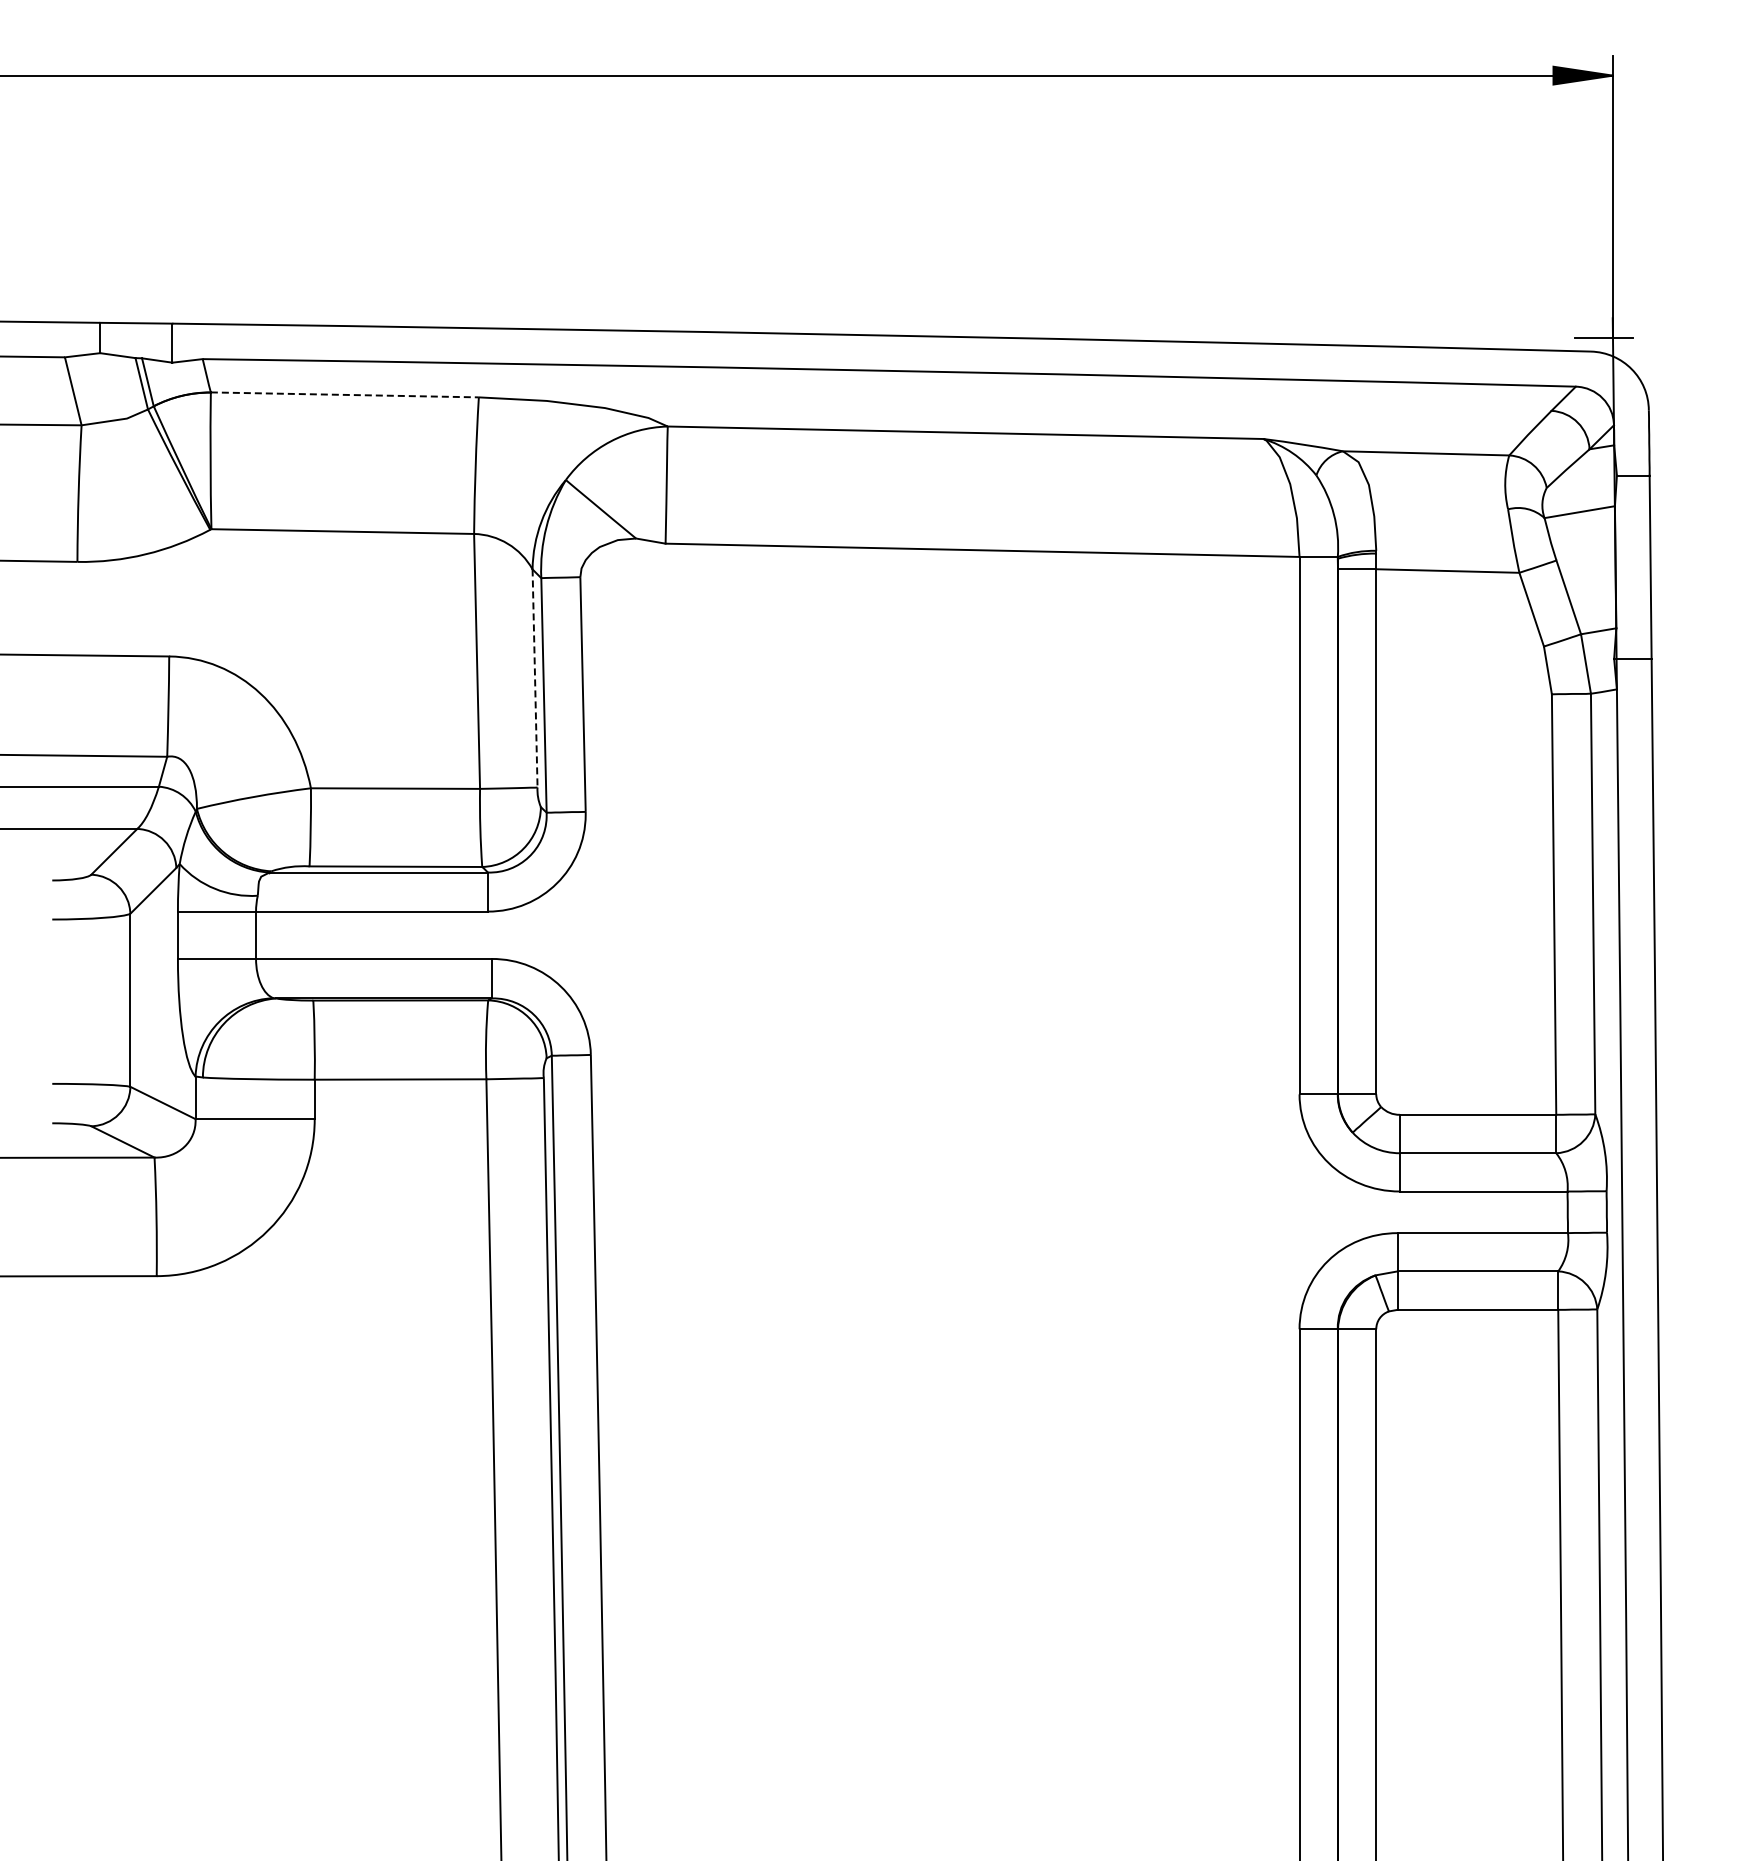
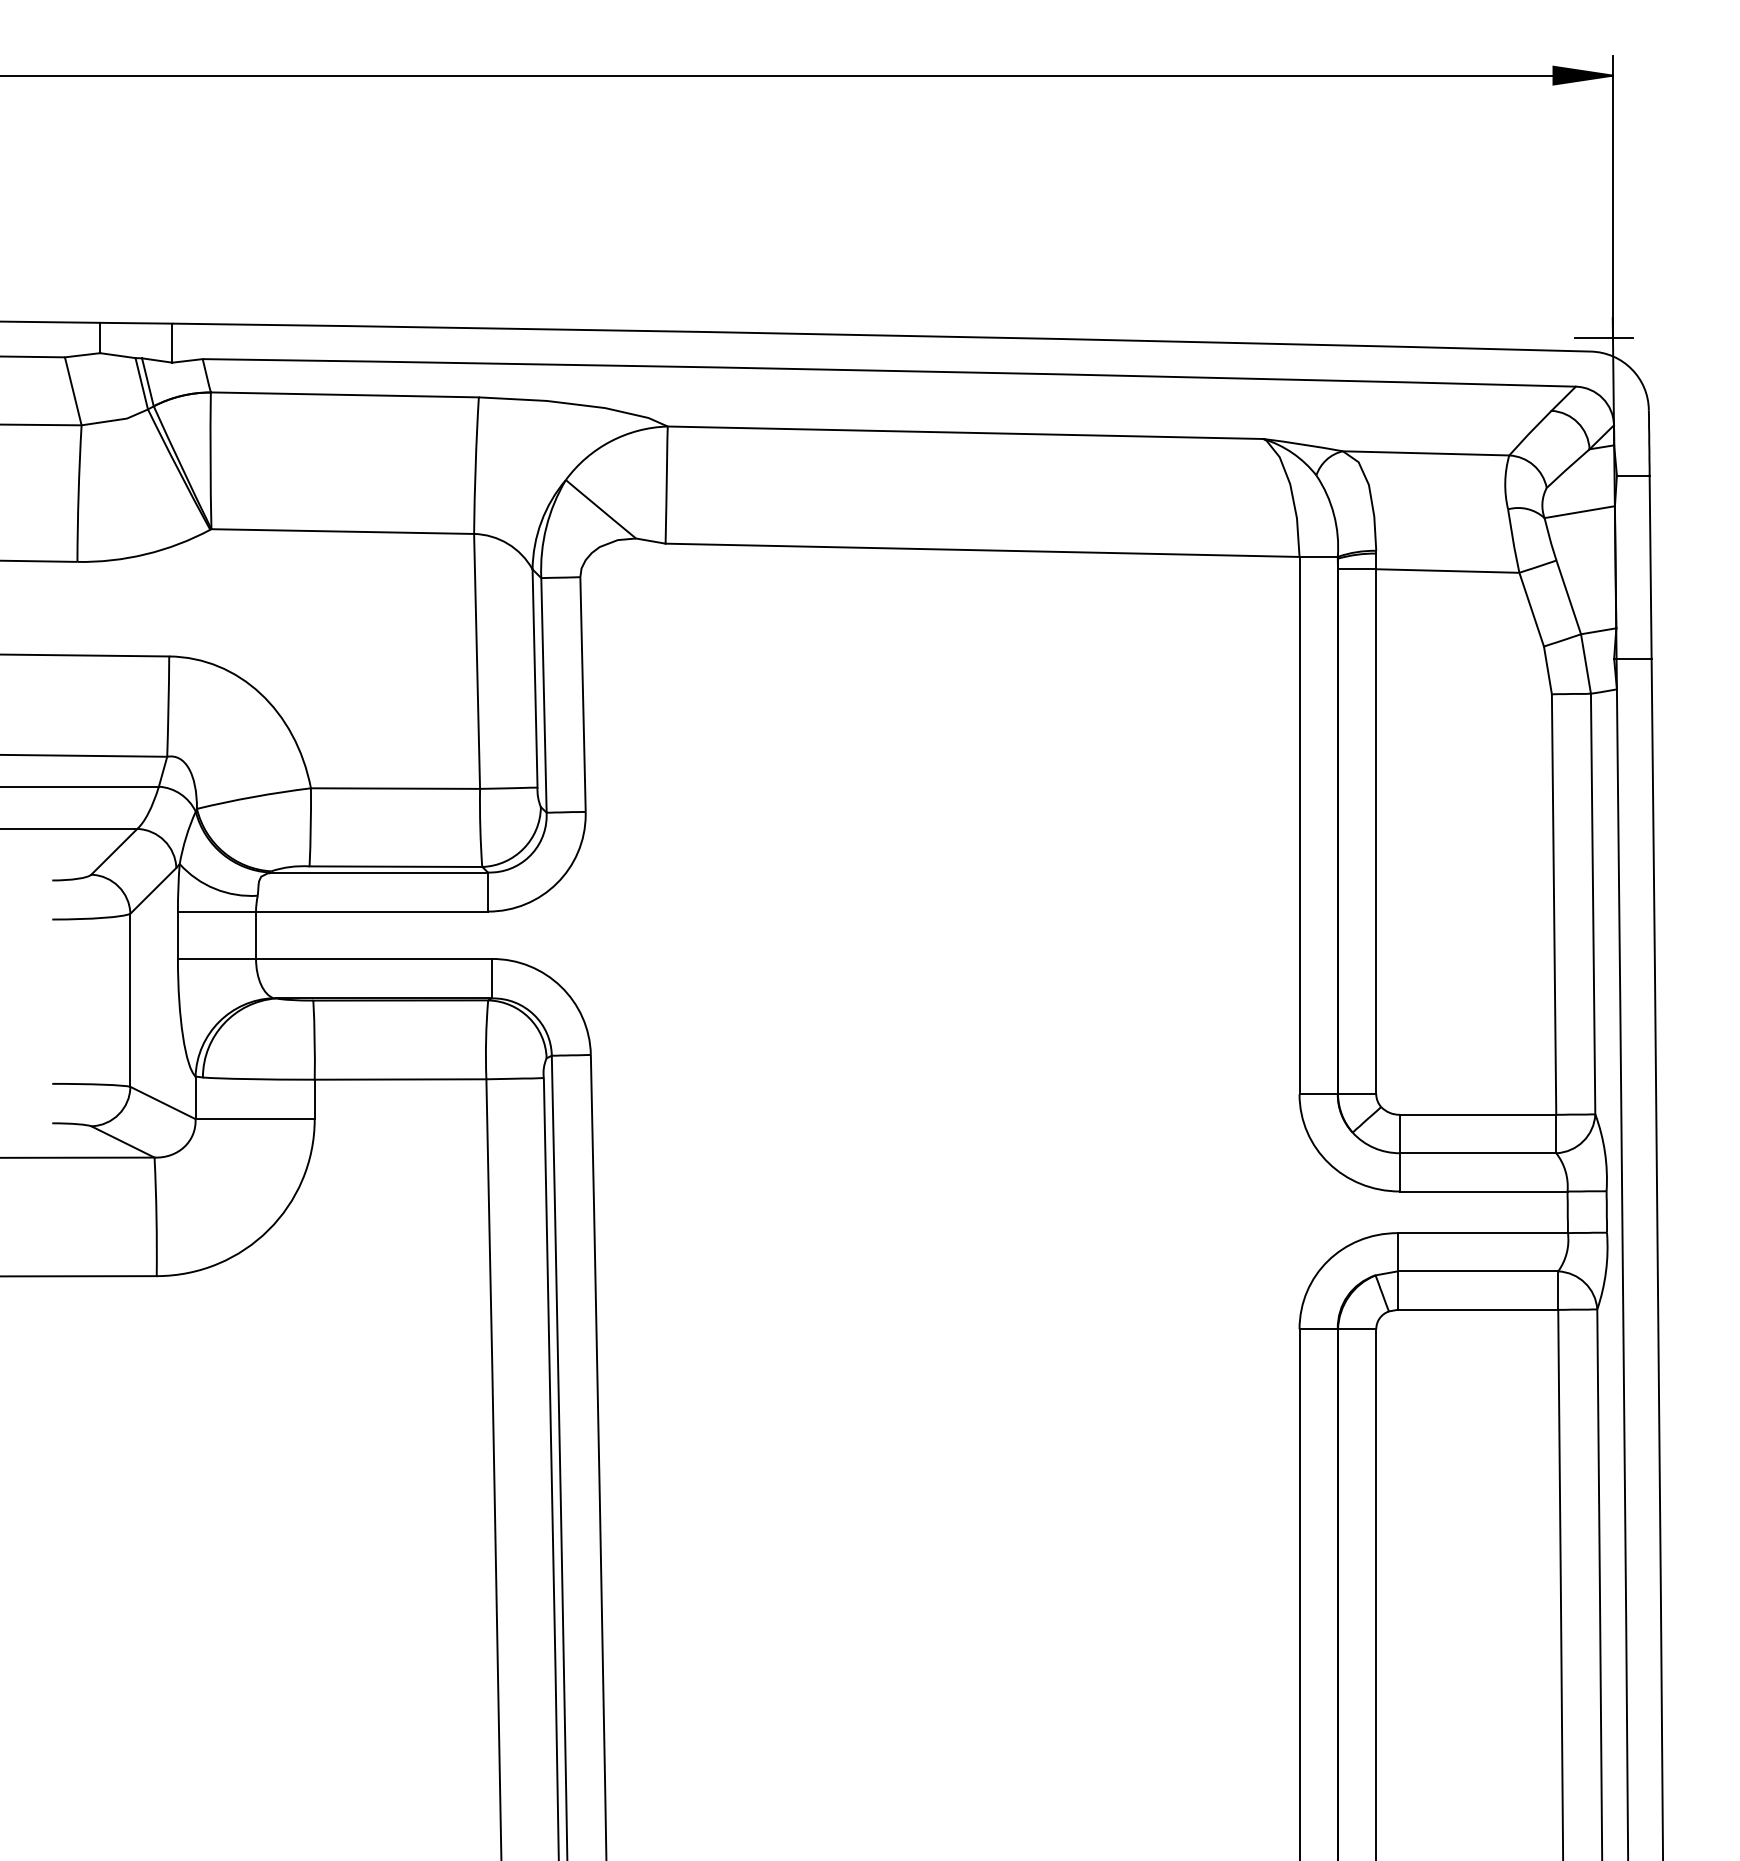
line: dashed -> solid (345, 394)
line: dashed -> solid (535, 678)
